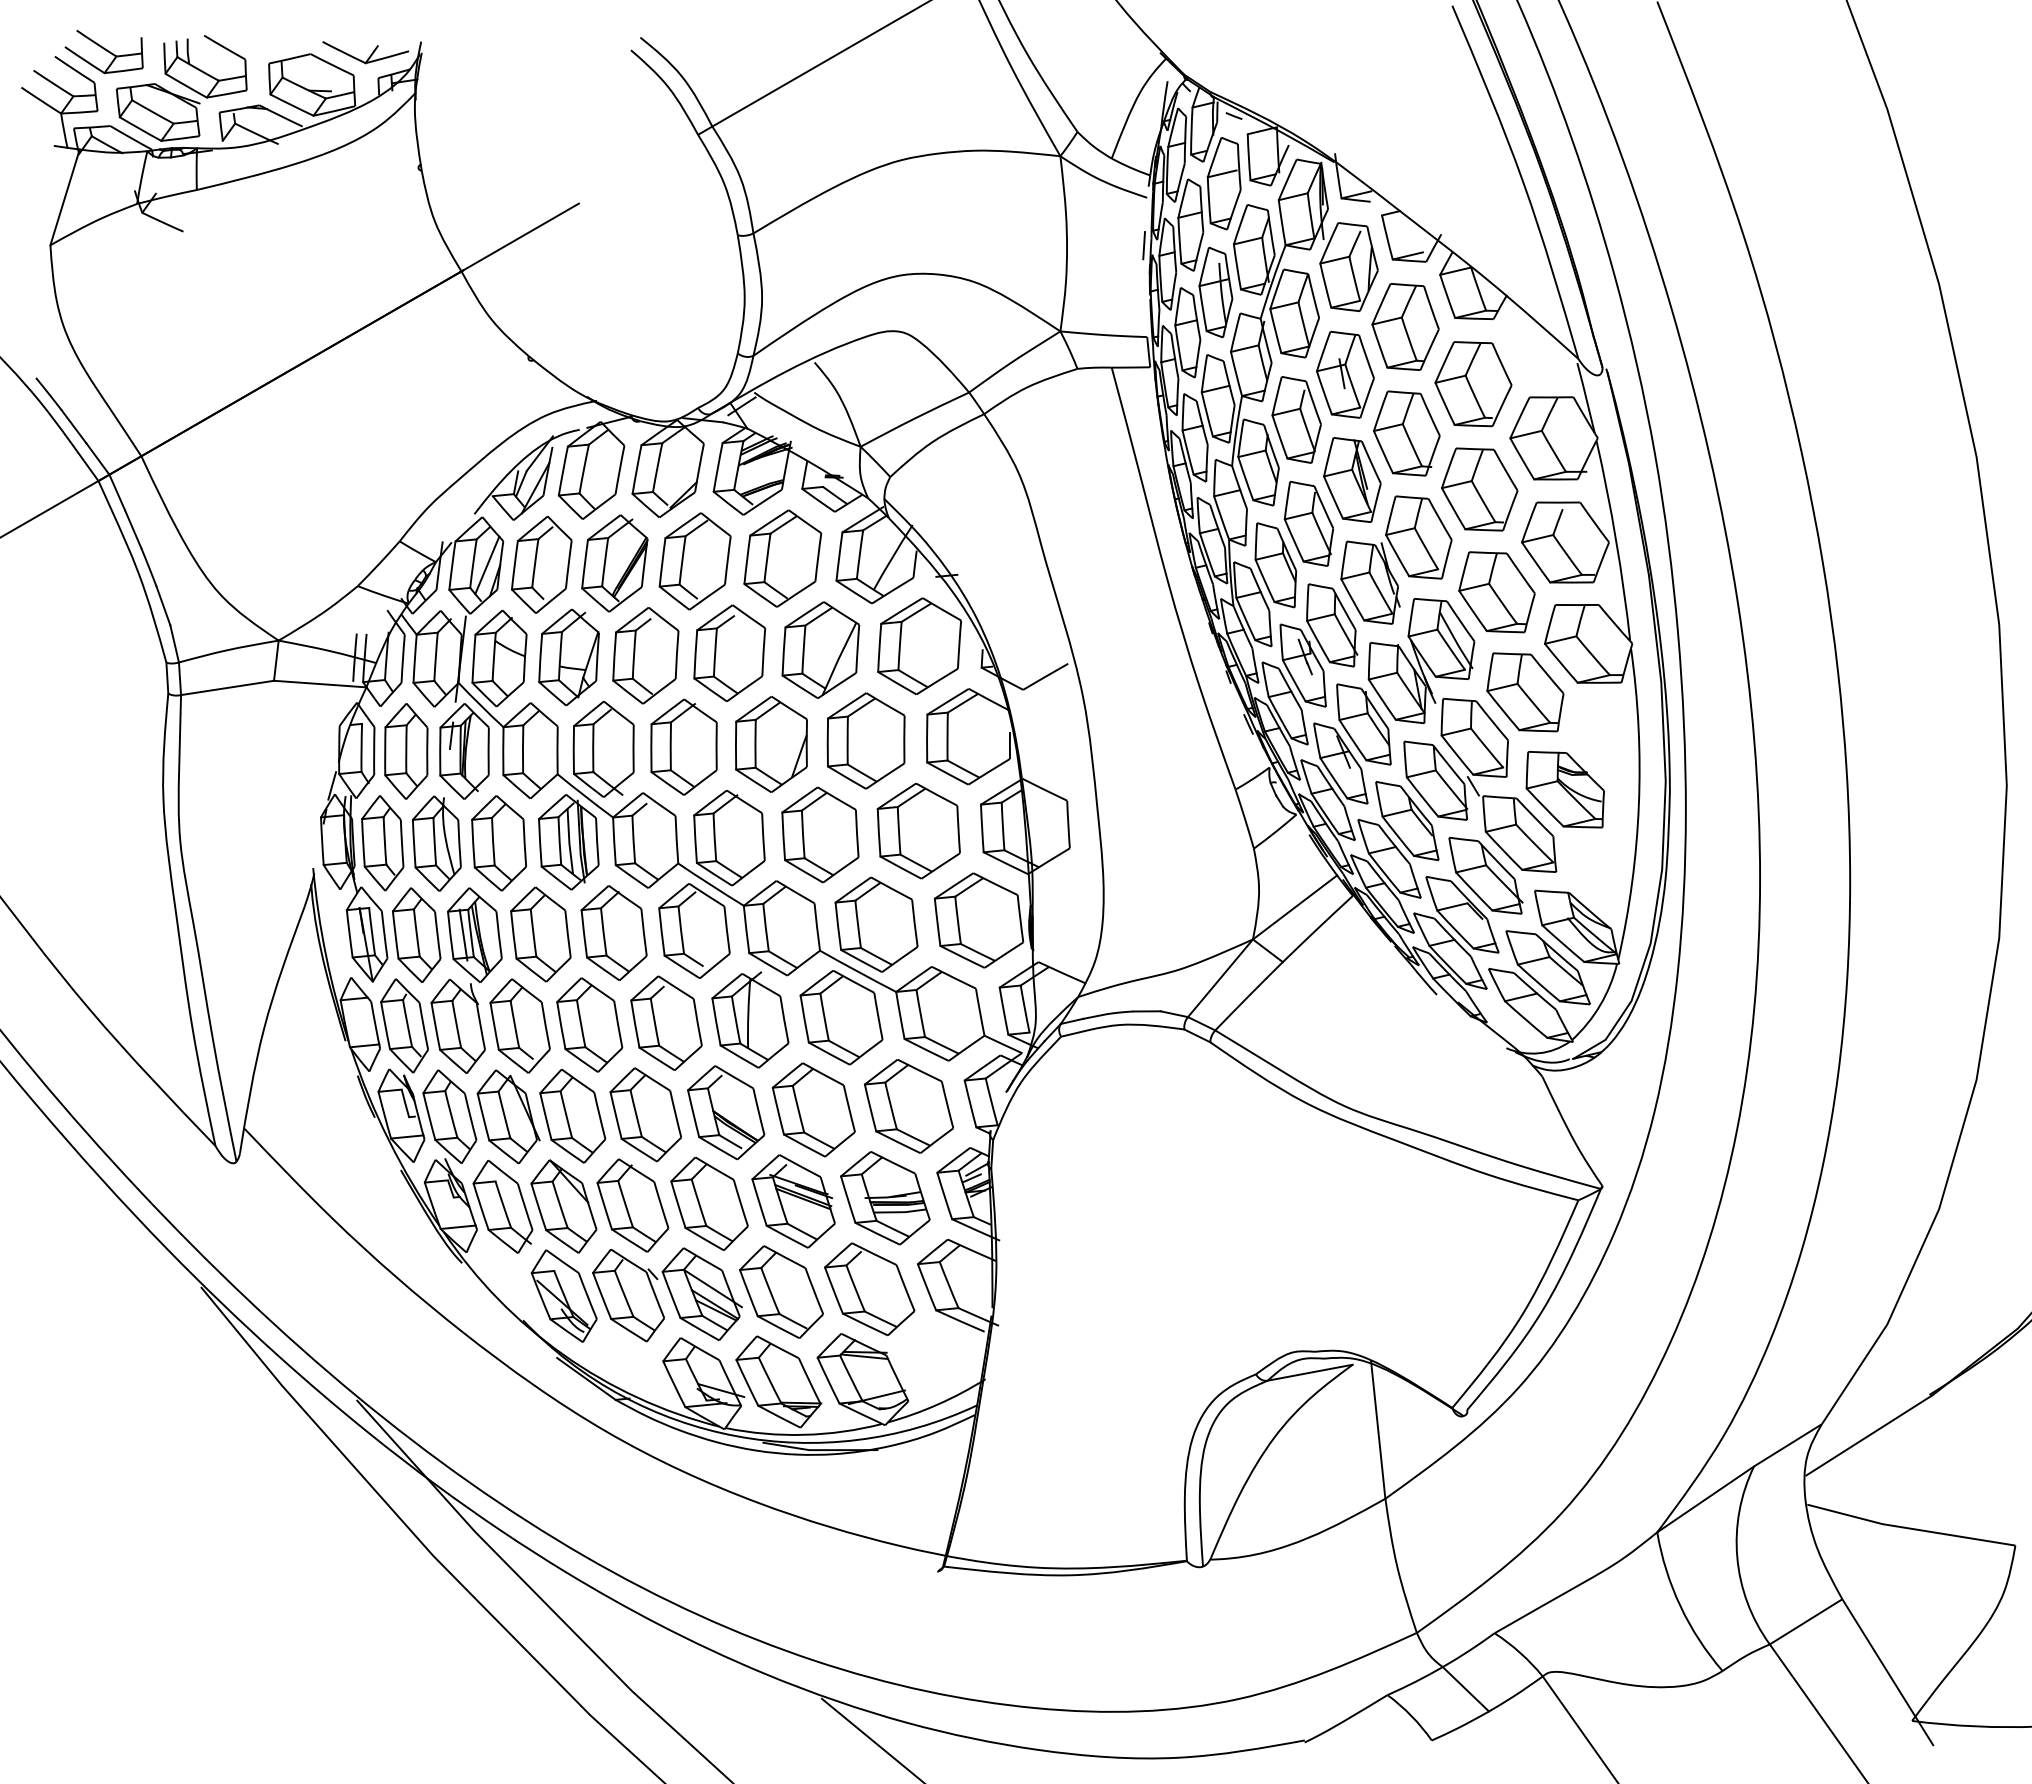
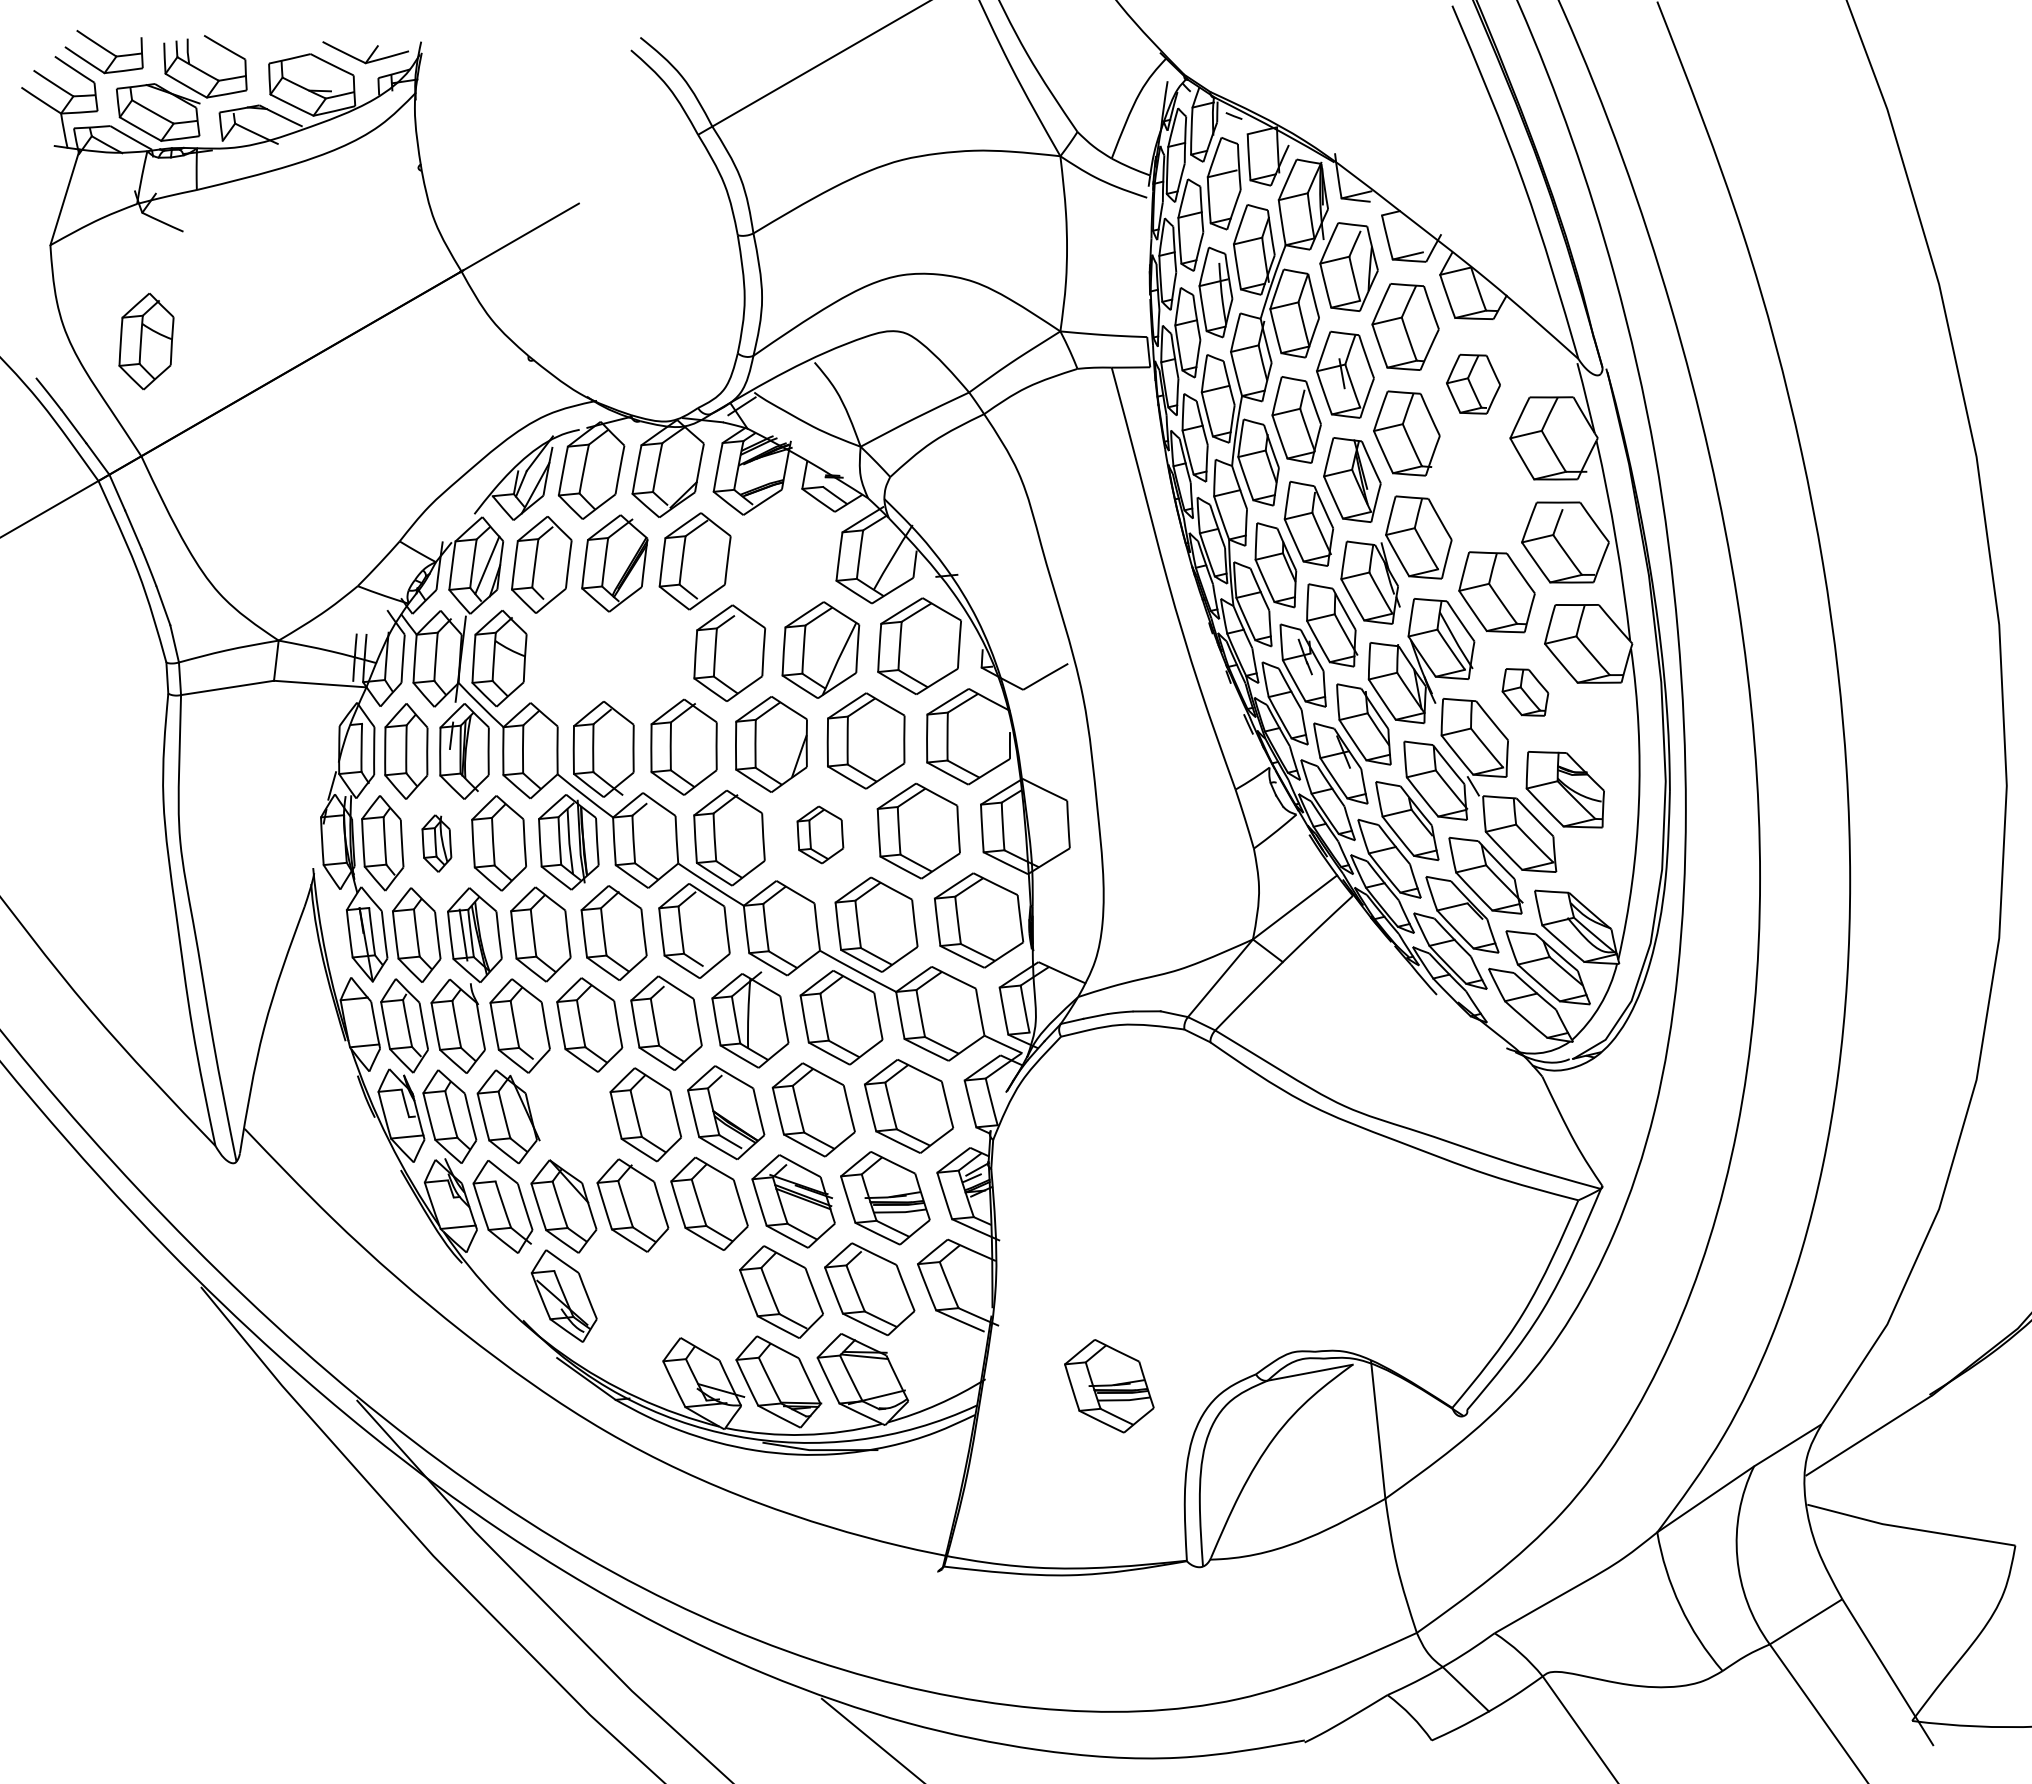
line: present -> none (1144, 245)
part: none -> present (146, 341)
part size: 79x87 px -> 55x62 px (1473, 383)
part: present -> none (1479, 489)
part: present -> none (782, 558)
part: present -> none (645, 655)
part: present -> none (568, 657)
part size: 79x81 px -> 49x49 px (1525, 692)
part size: 79x98 px -> 49x60 px (820, 834)
part size: 50x97 px -> 32x59 px (436, 843)
part: present -> none (572, 1115)
part: present -> none (667, 1294)
part: none -> present (1109, 1386)
